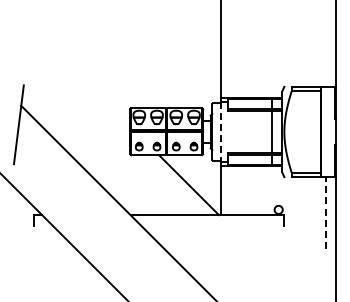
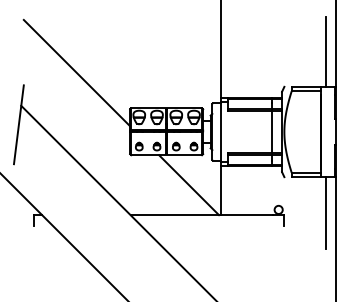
line: none -> present (325, 51)
line: none -> present (76, 72)
line: dashed -> solid (221, 132)
line: dashed -> solid (325, 213)
